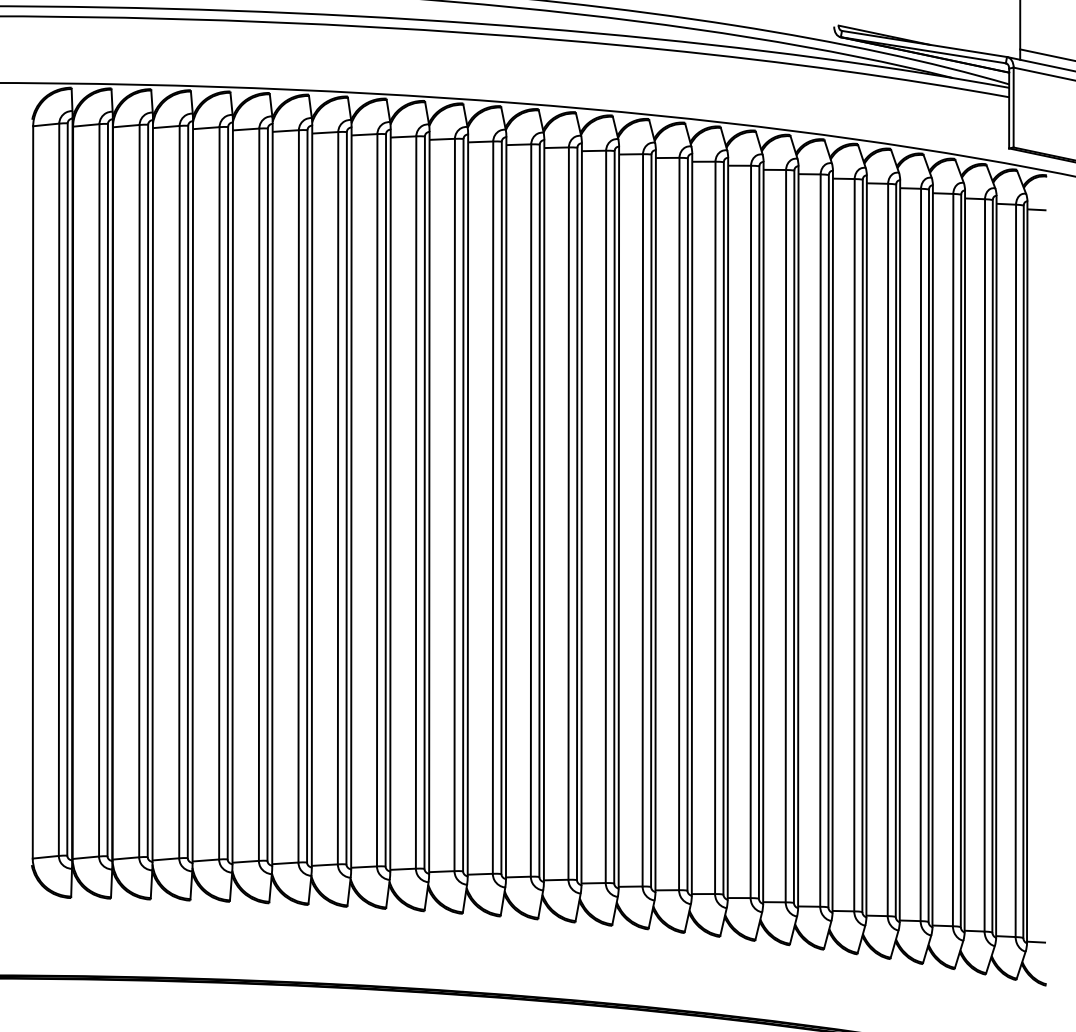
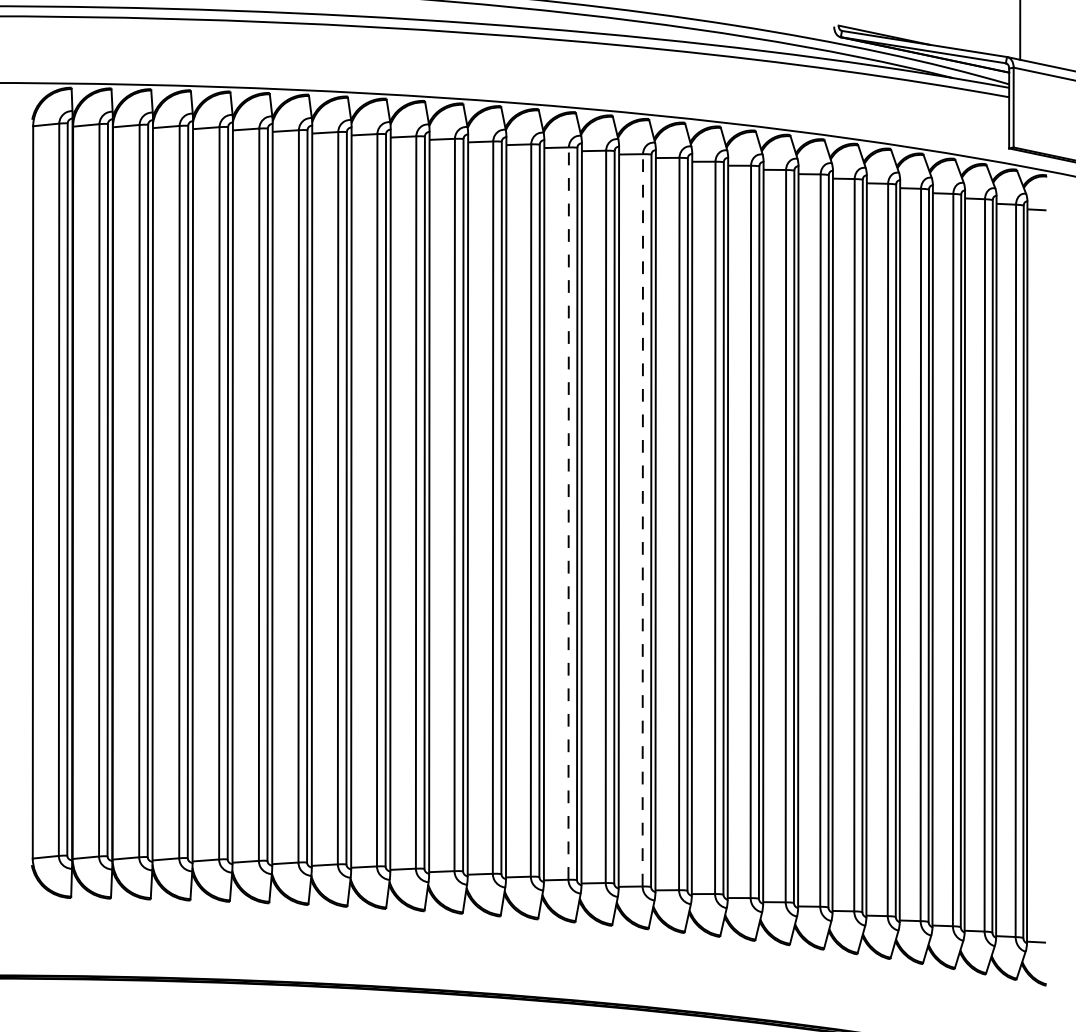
line: present -> none (1046, 54)
line: solid -> dashed (568, 513)
line: solid -> dashed (642, 519)
